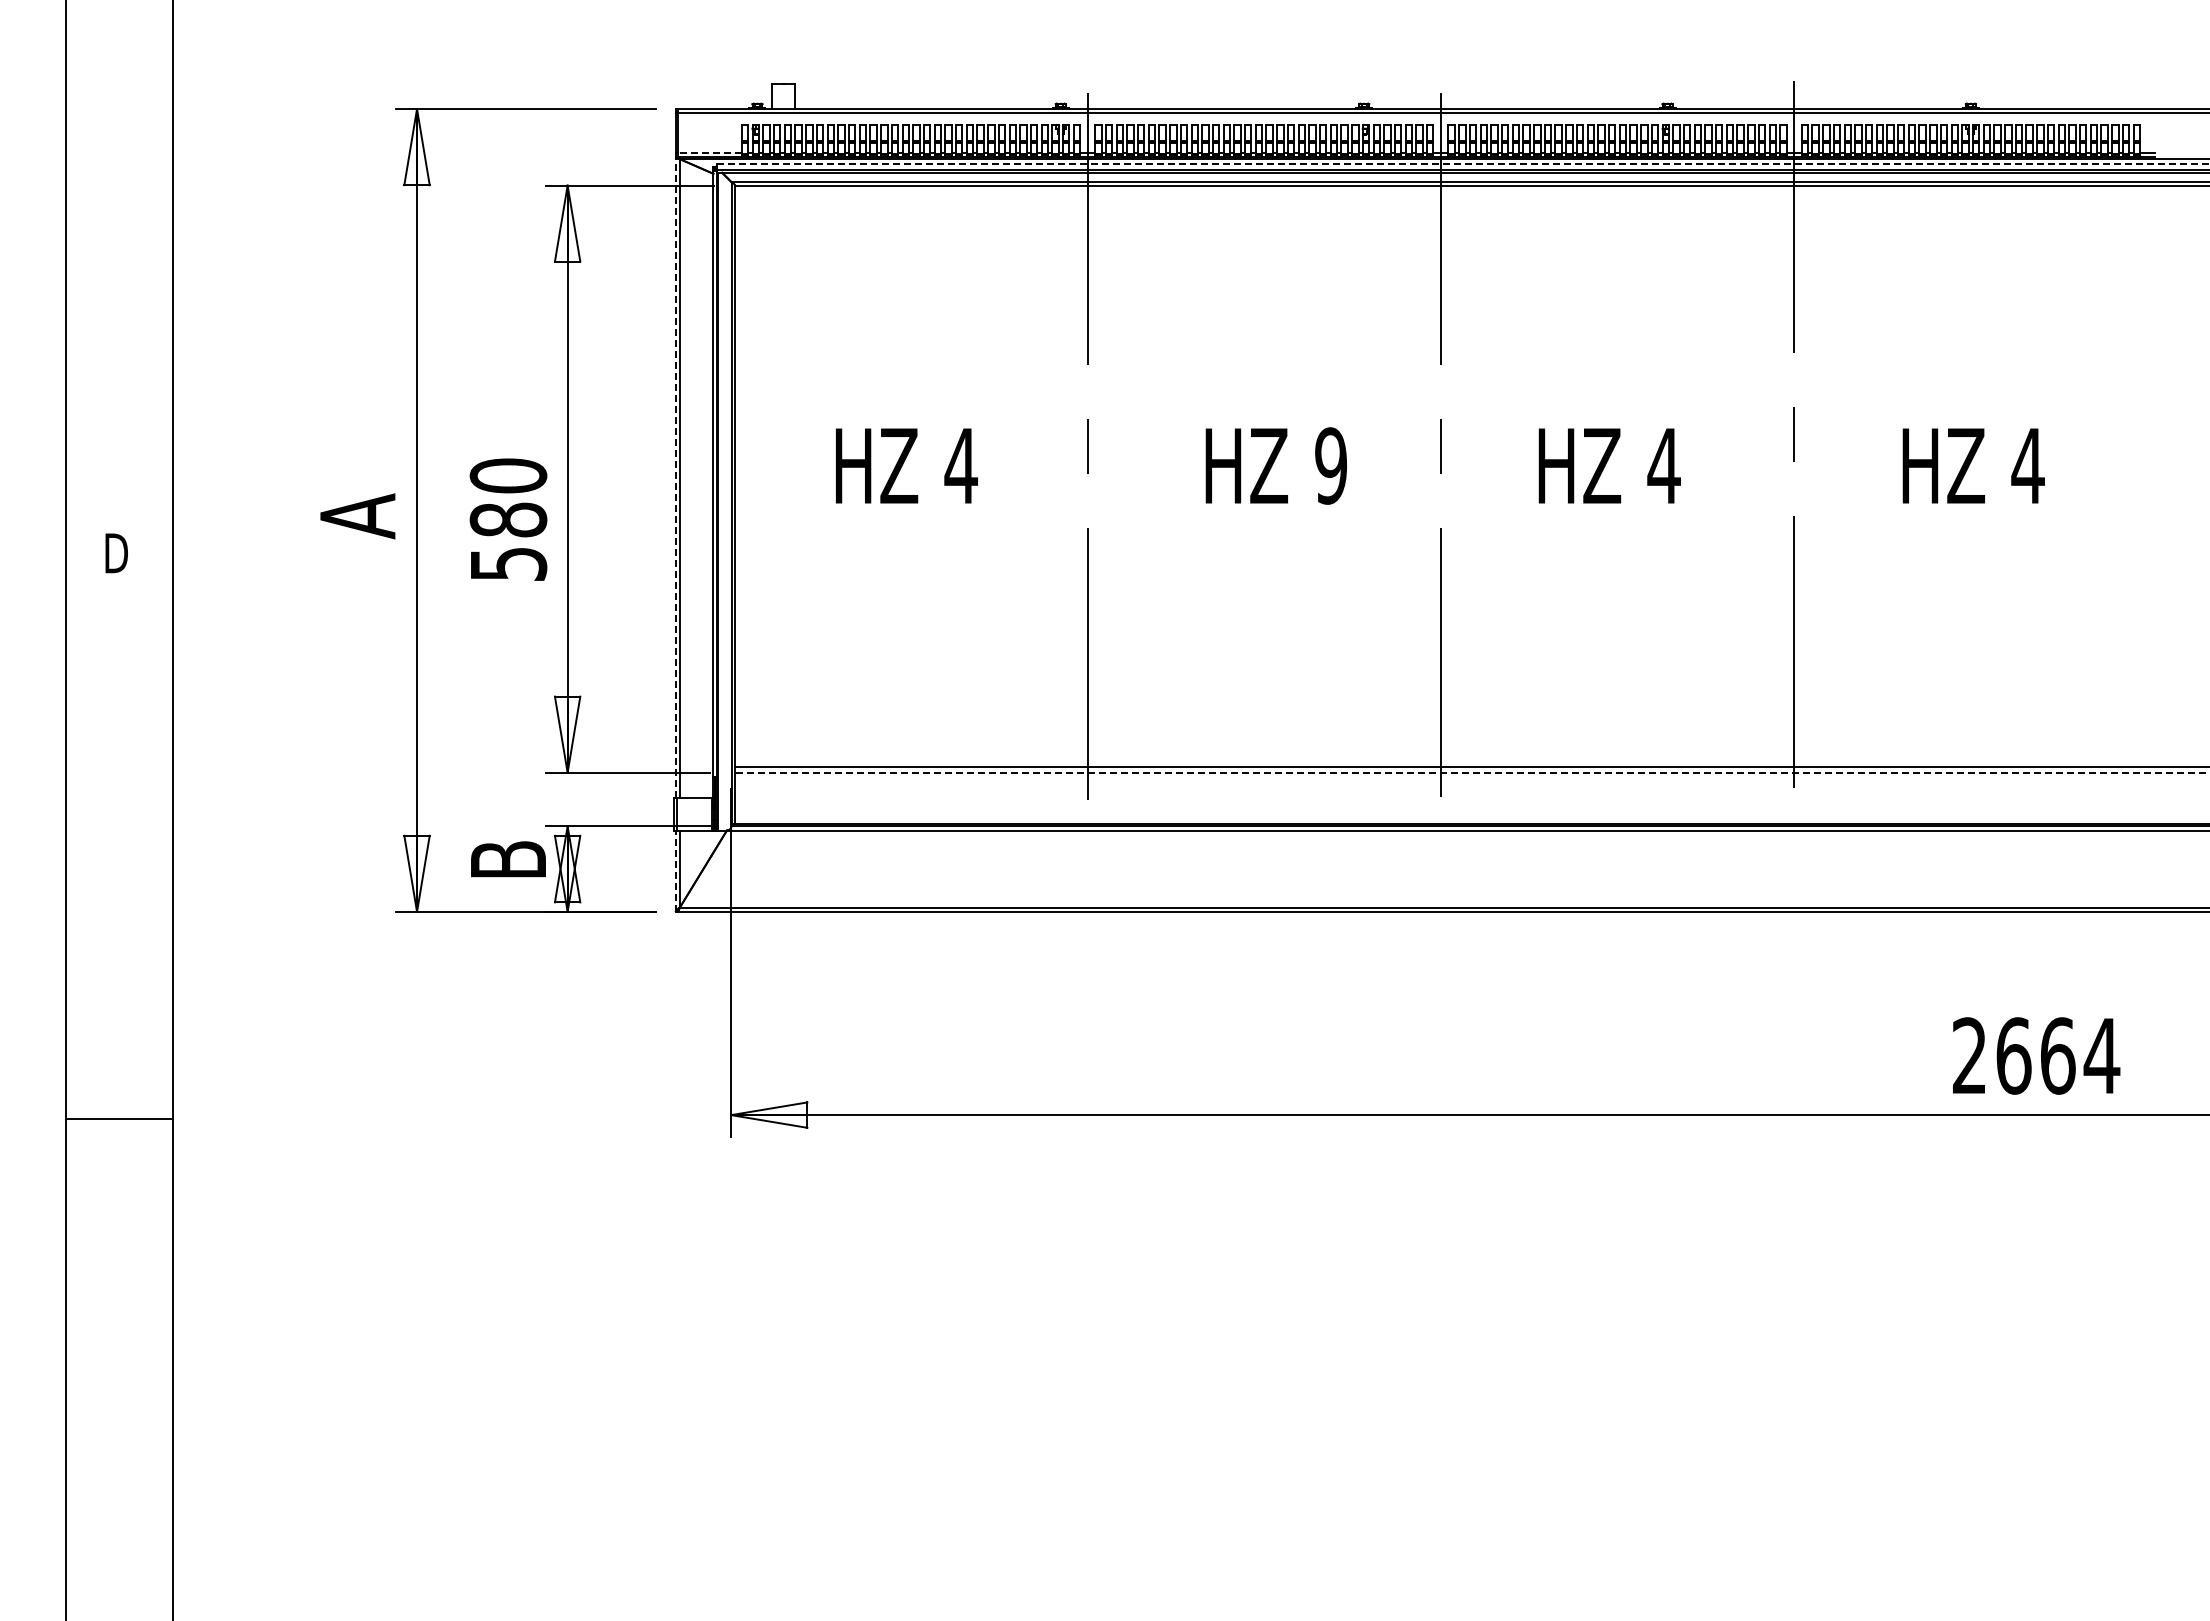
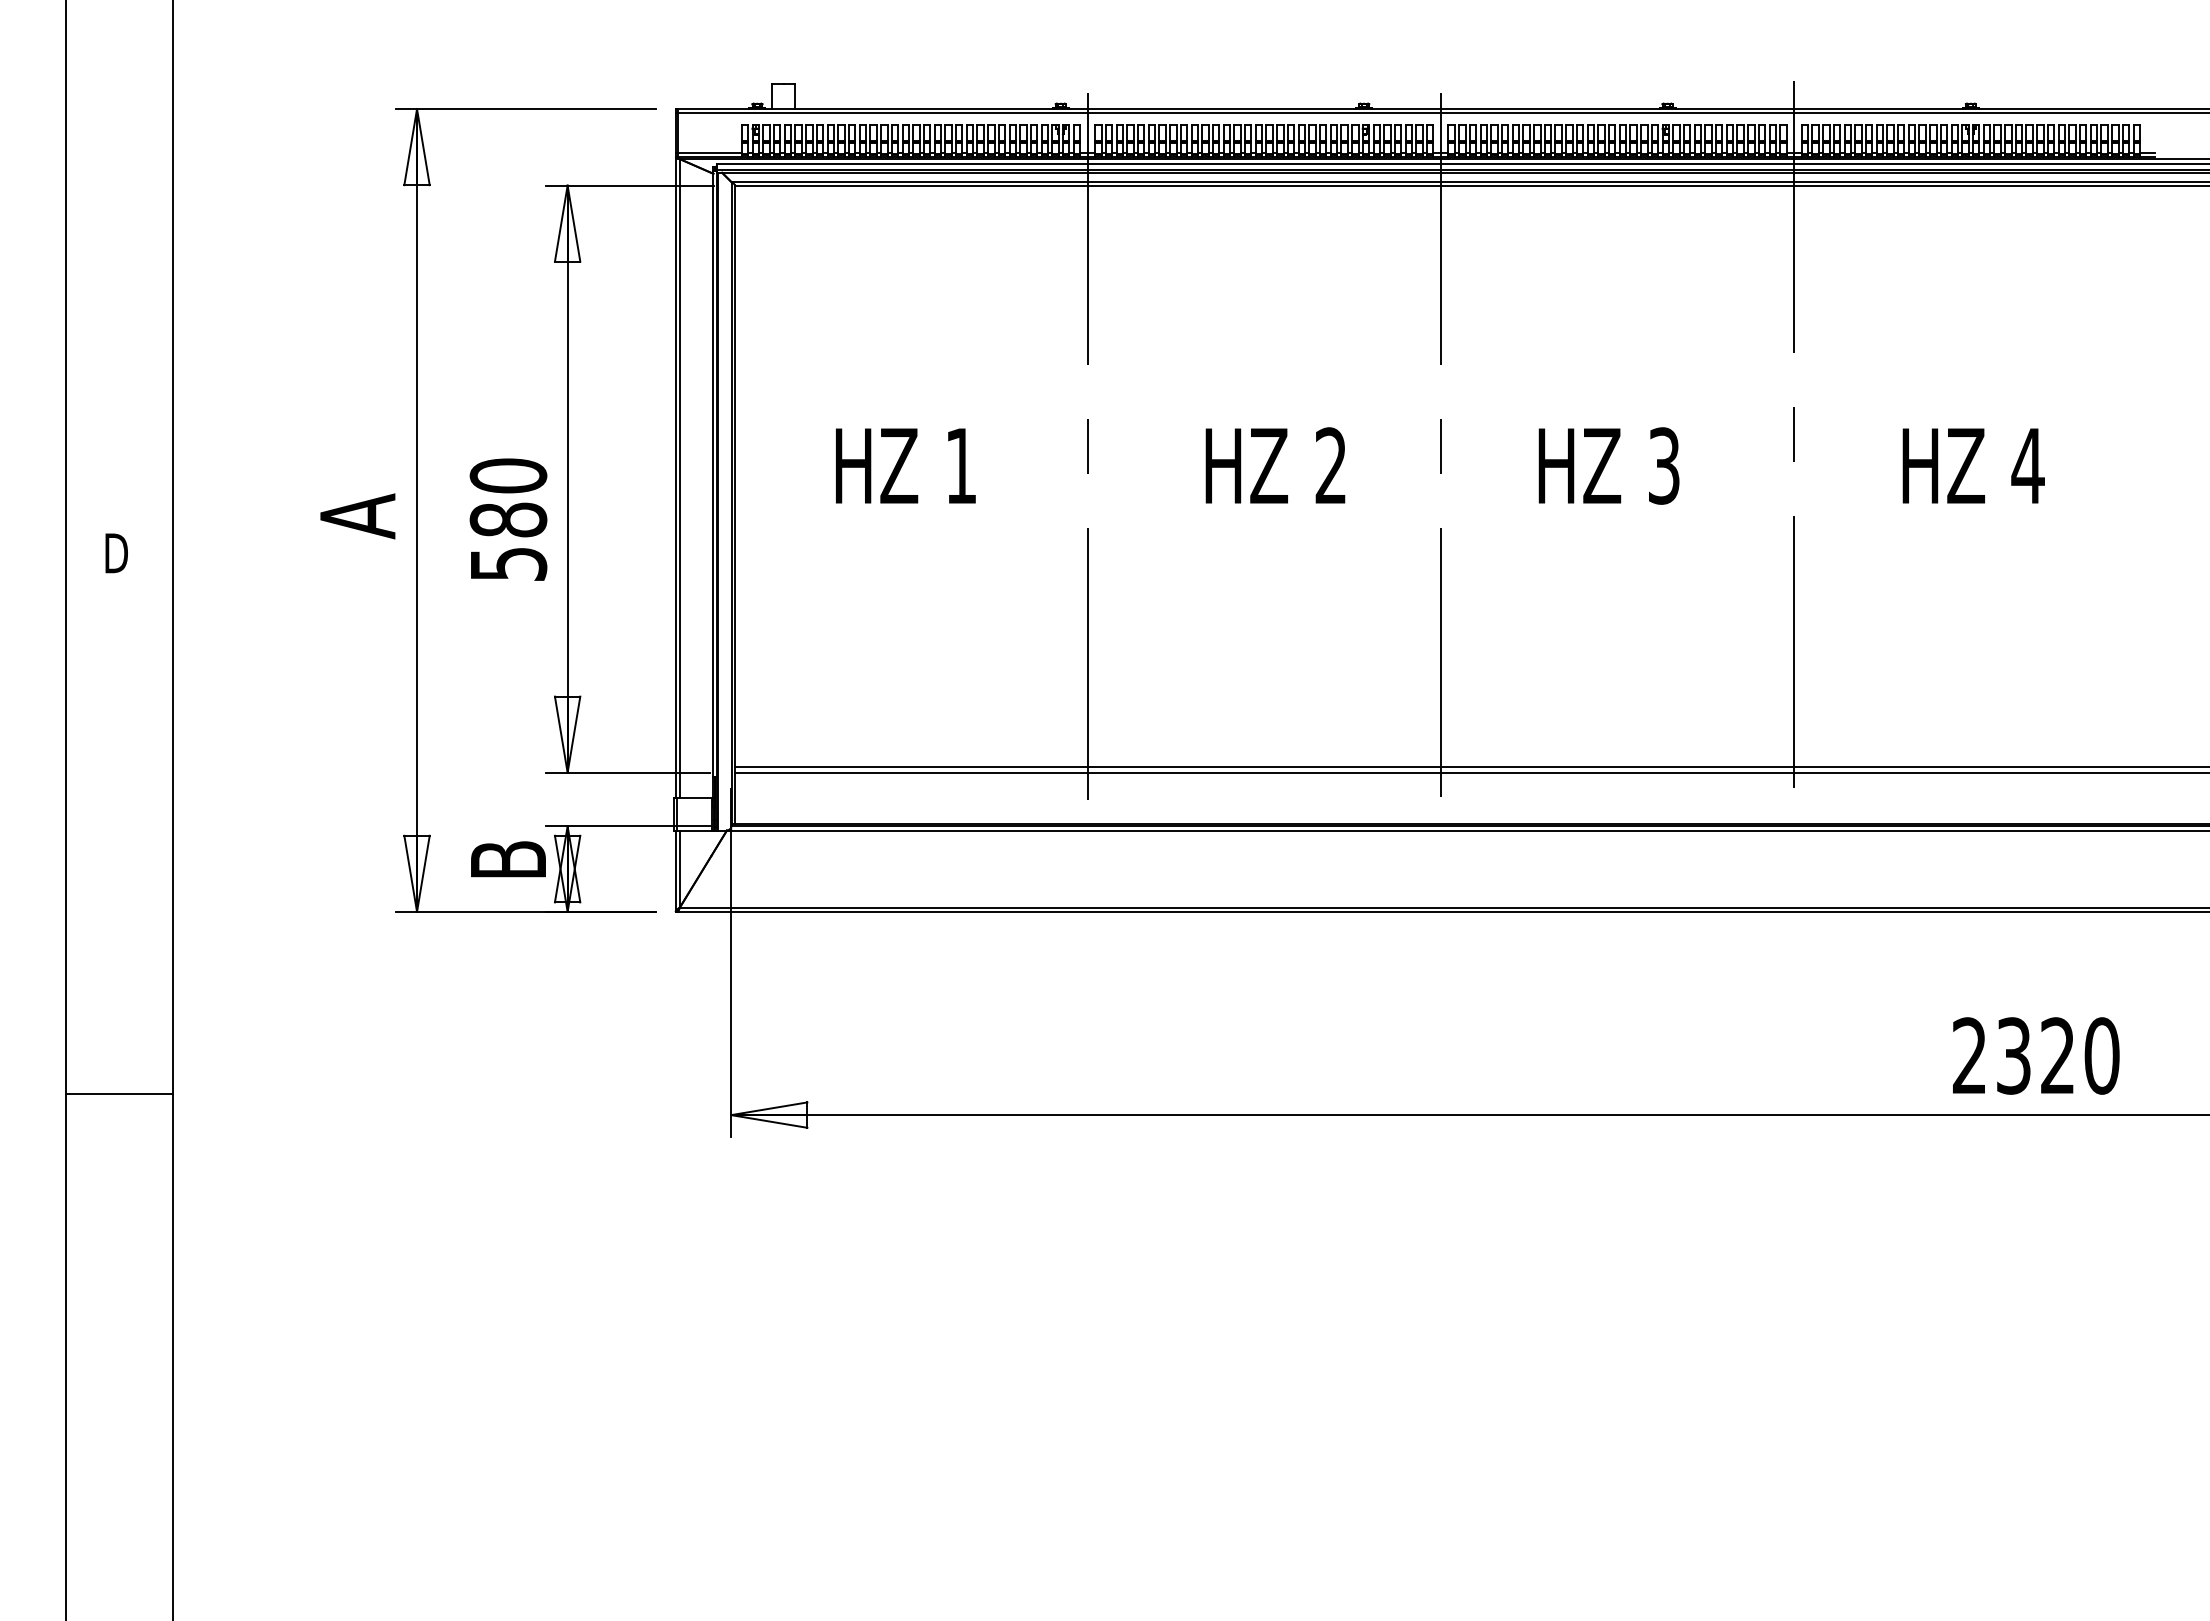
line: dashed -> solid (709, 152)
line: dashed -> solid (1463, 164)
text: 4 -> 1 (961, 465)
text: 9 -> 2 (1330, 465)
text: 4 -> 3 (1663, 465)
line: dashed -> solid (675, 477)
line: dashed -> solid (1471, 772)
line: dashed -> solid (675, 871)
text: 2664 -> 2320 (2058, 1055)
line position: (119, 1118) -> (119, 1093) (119, 1093)
